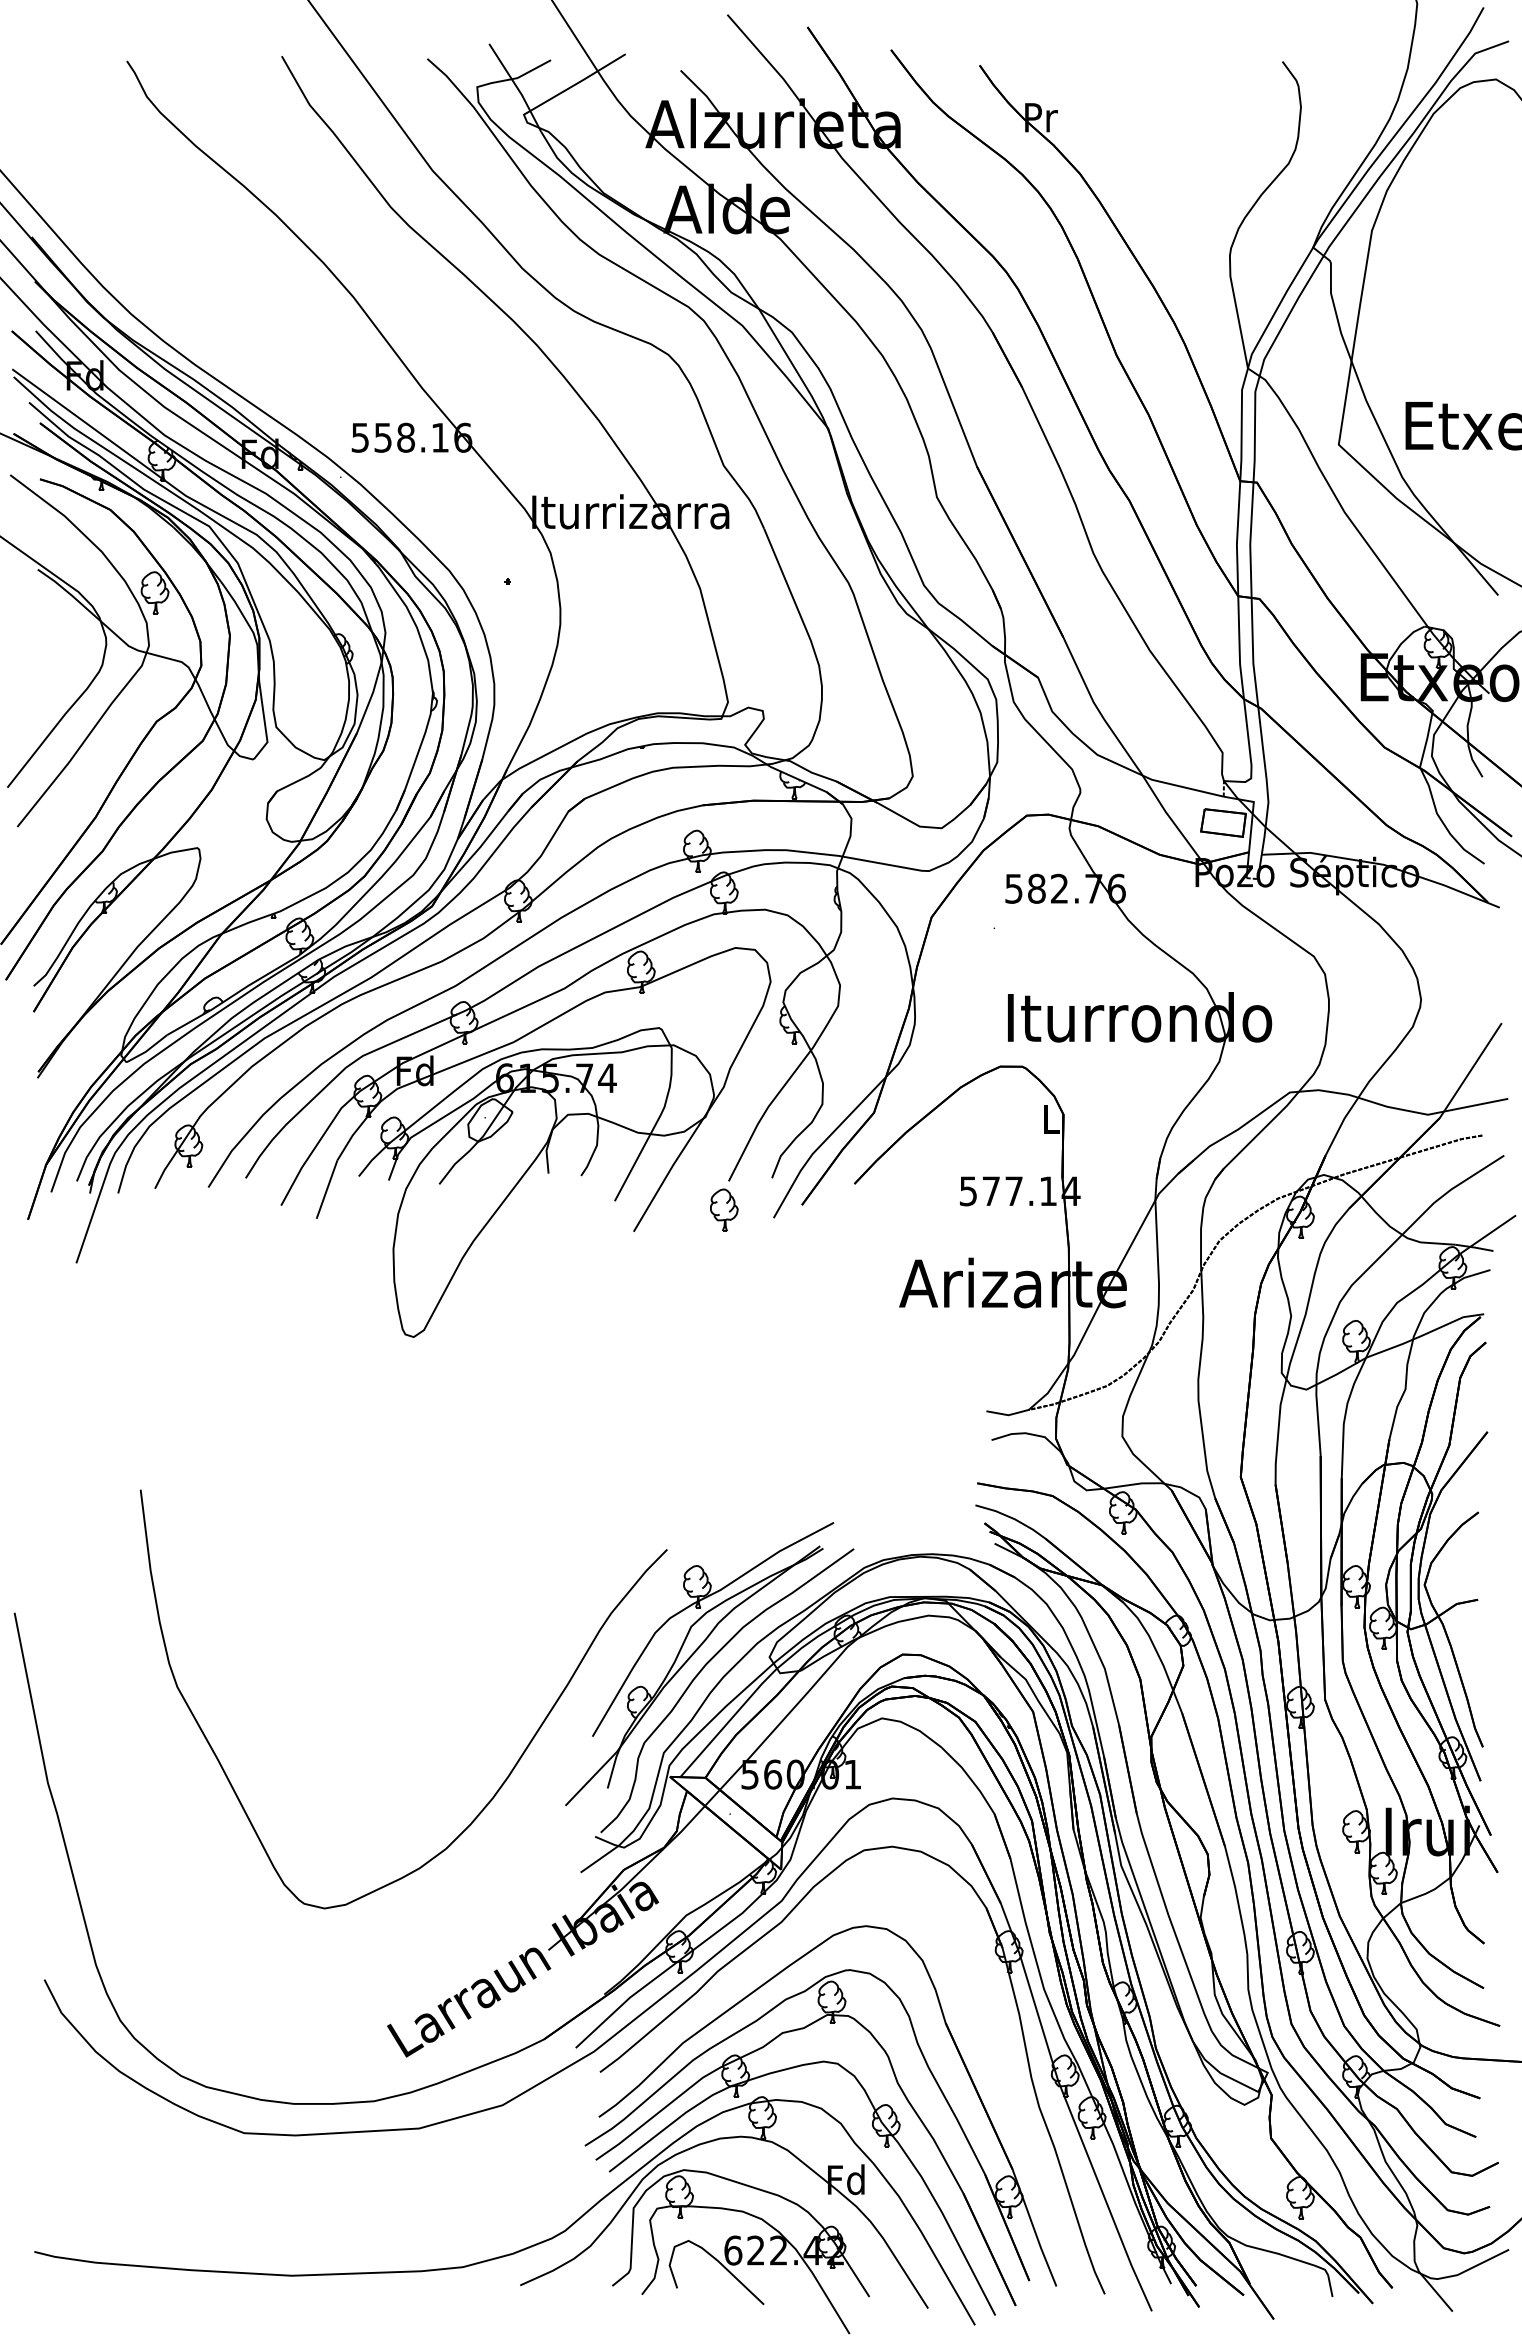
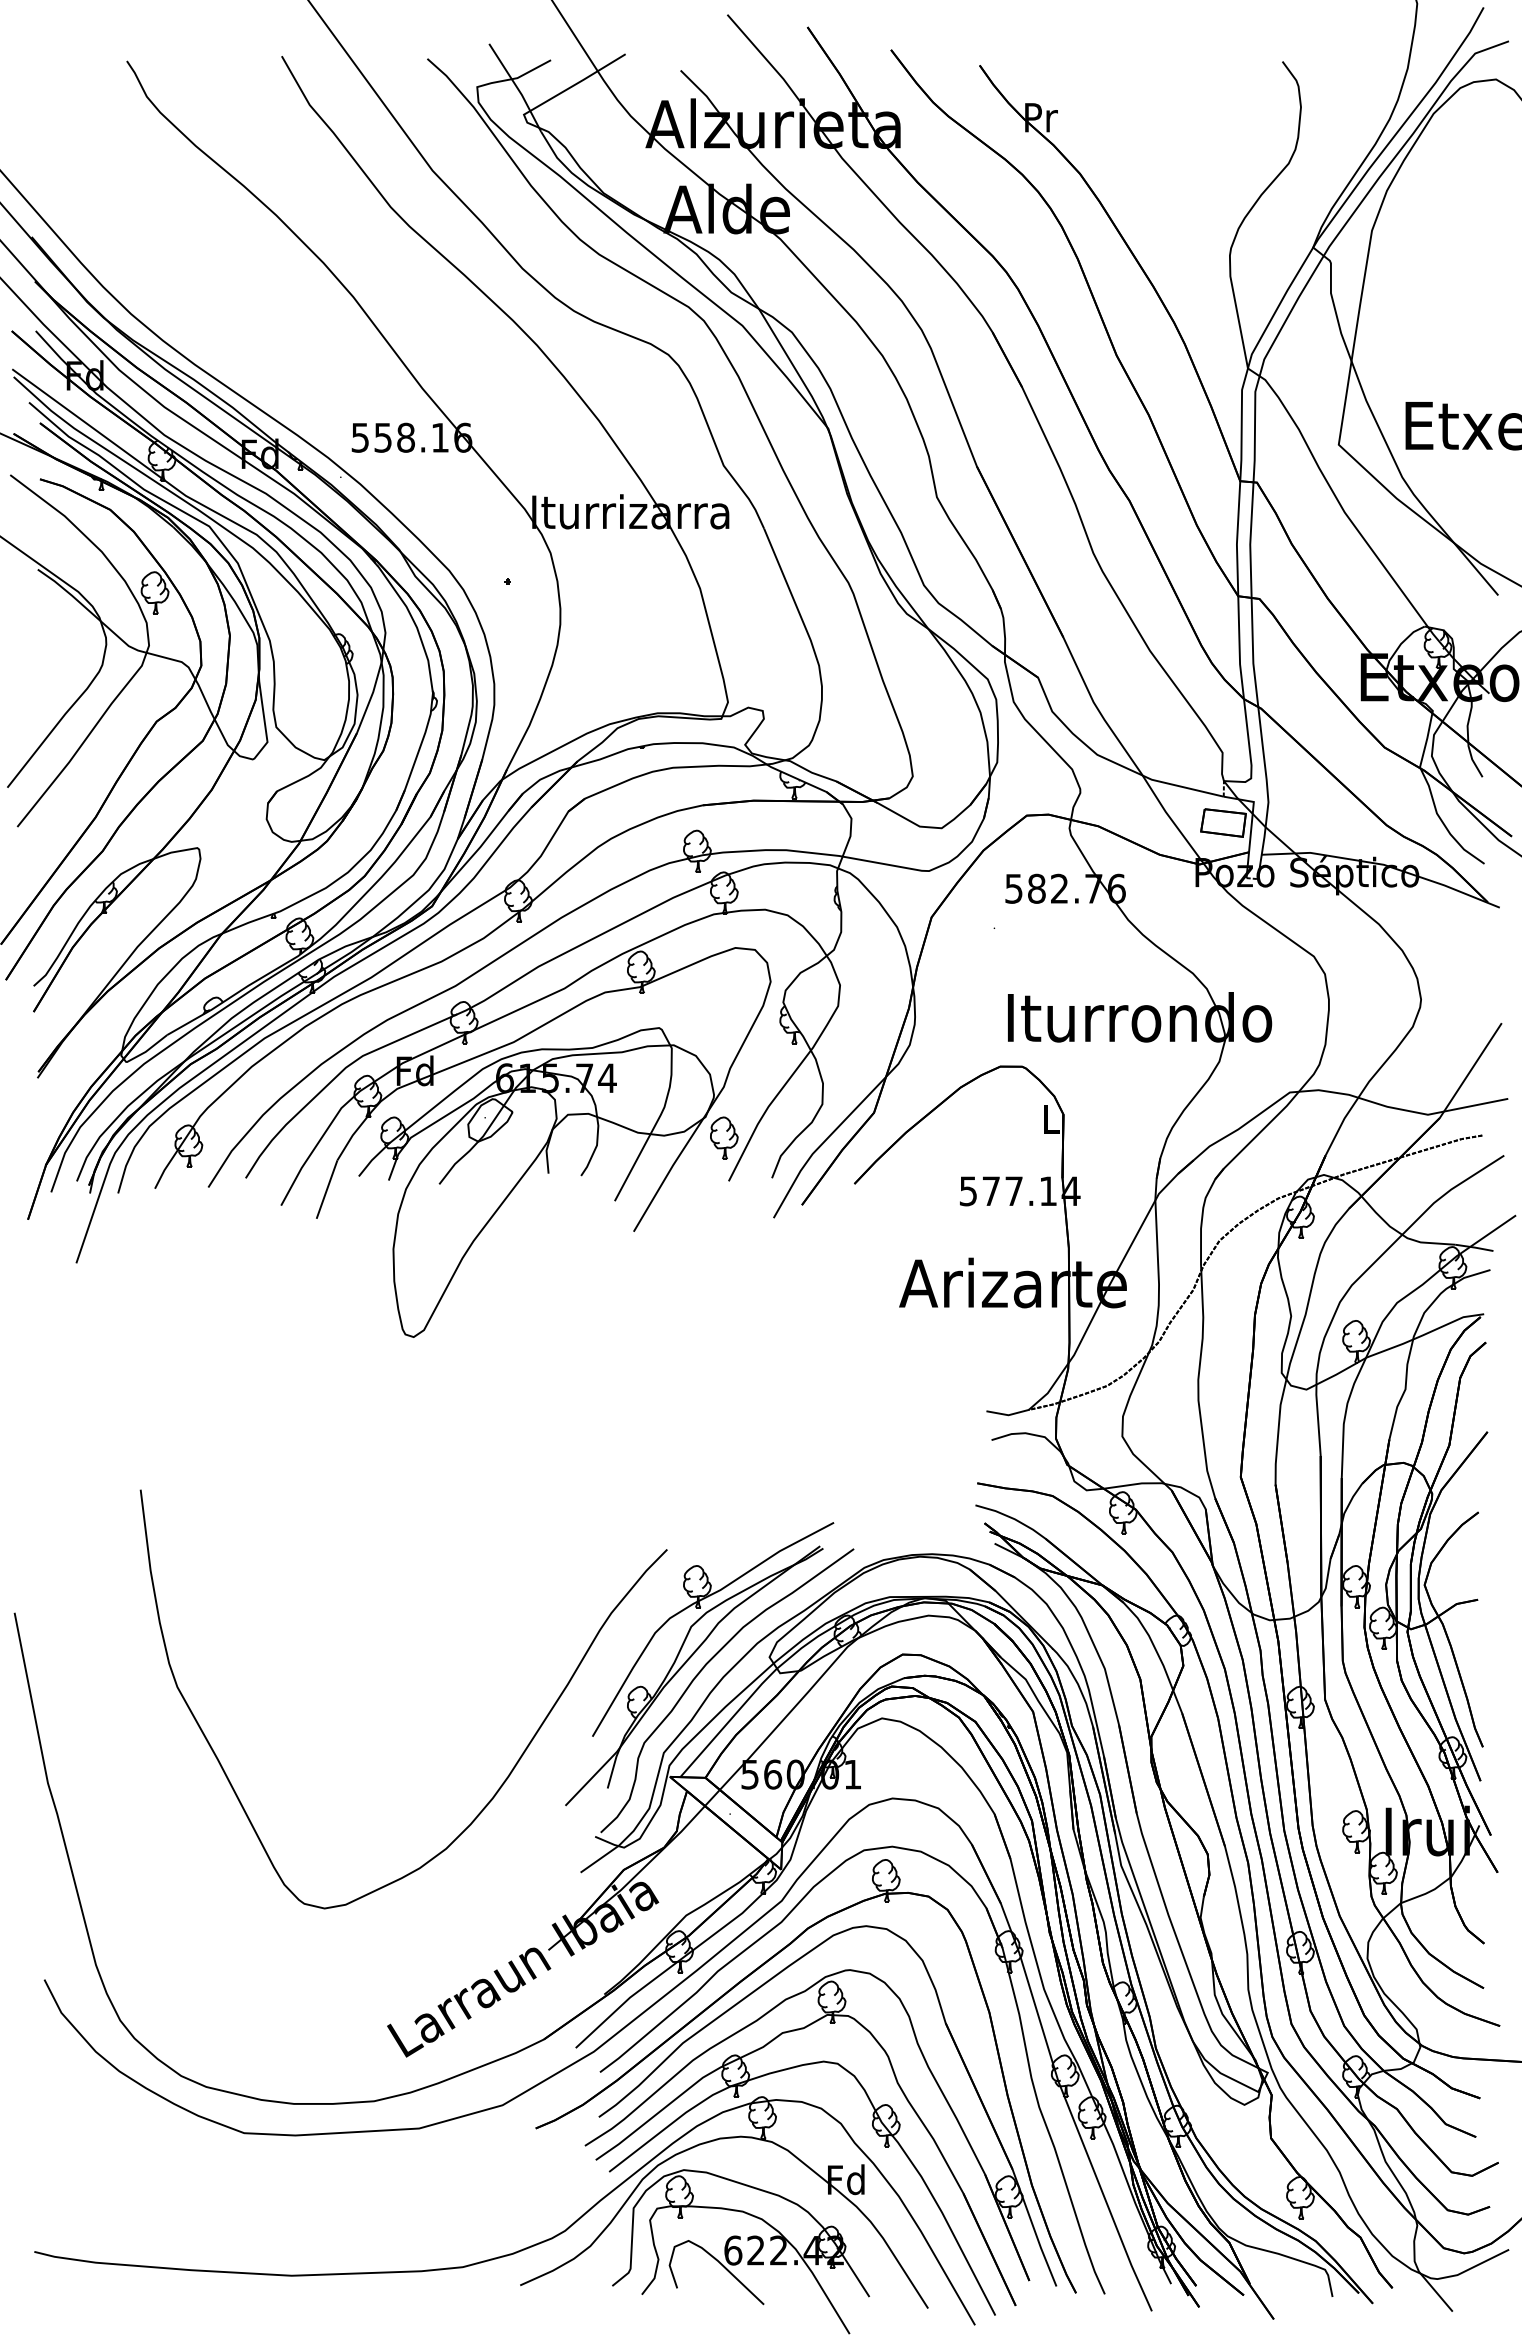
part position: (724, 1209) -> (724, 1137) (724, 1137)
part: none -> present (735, 1987)
